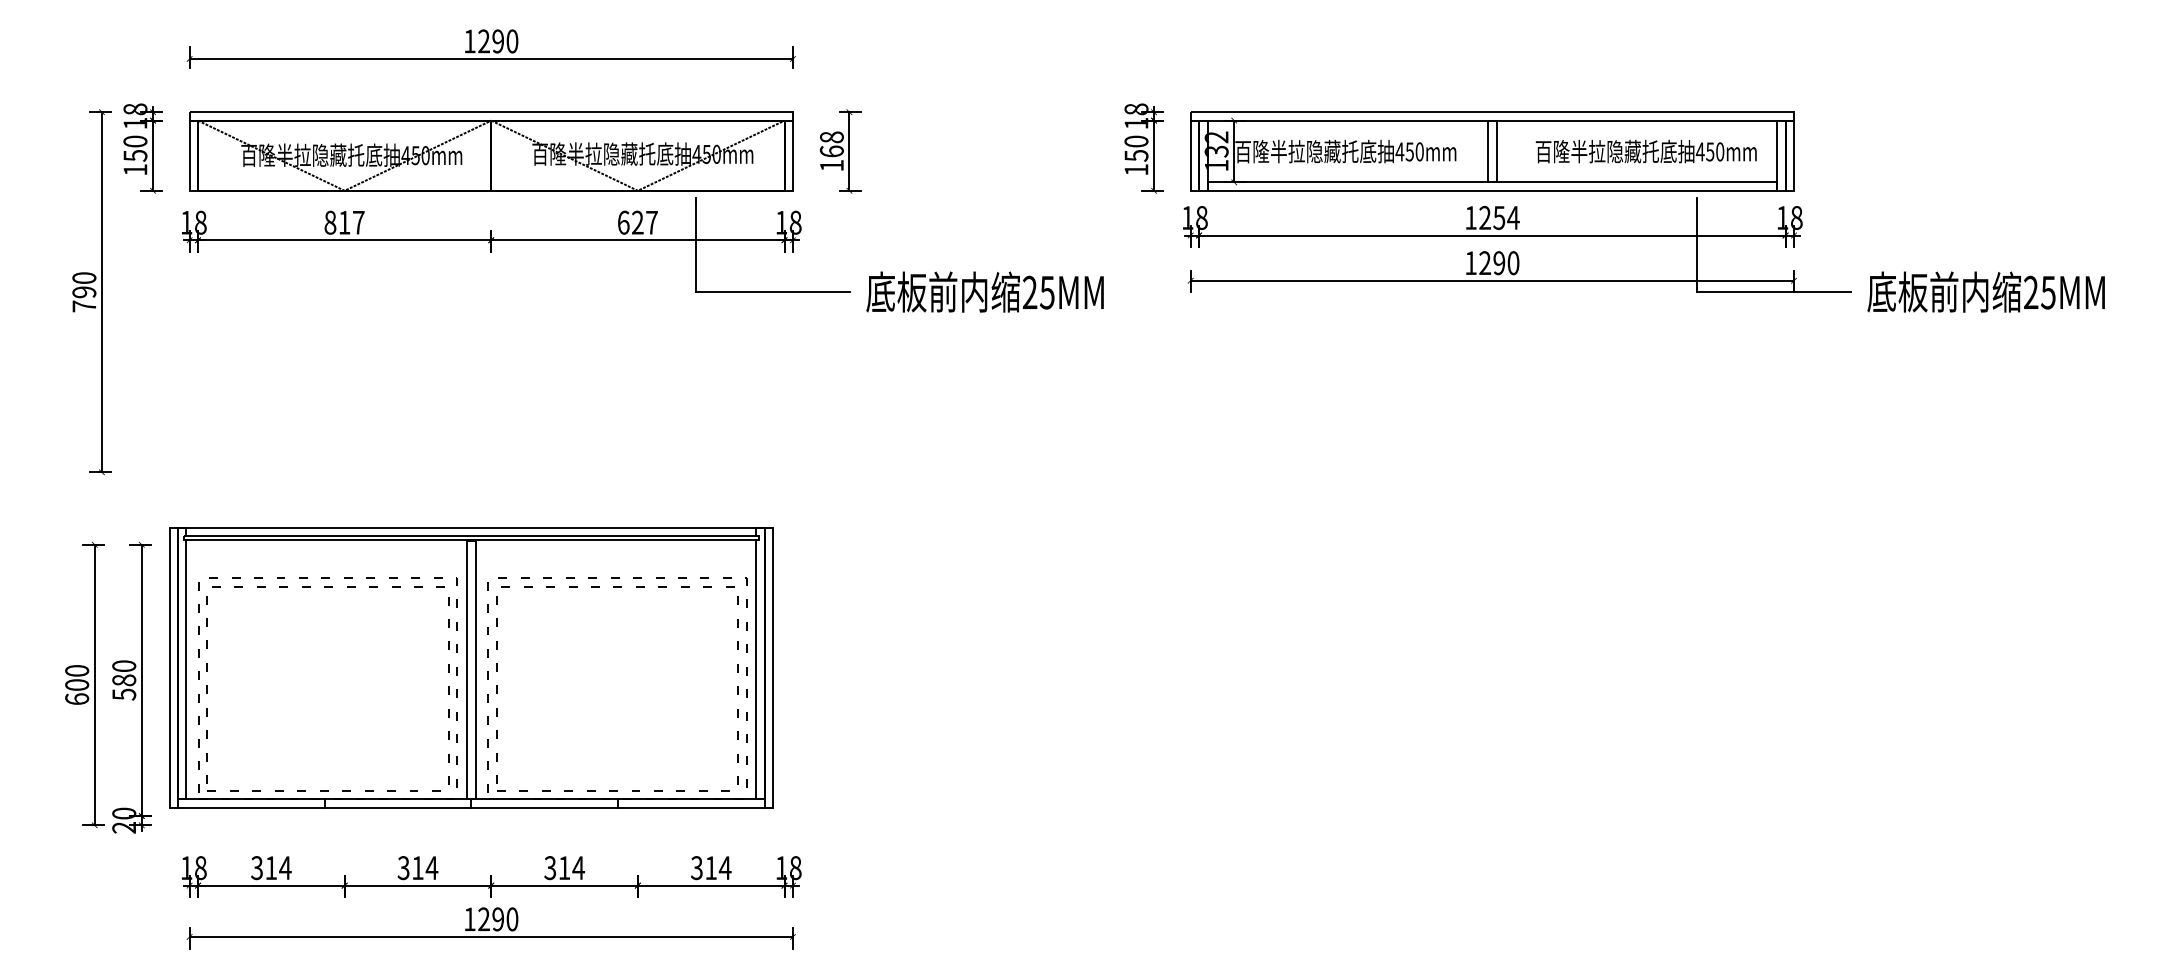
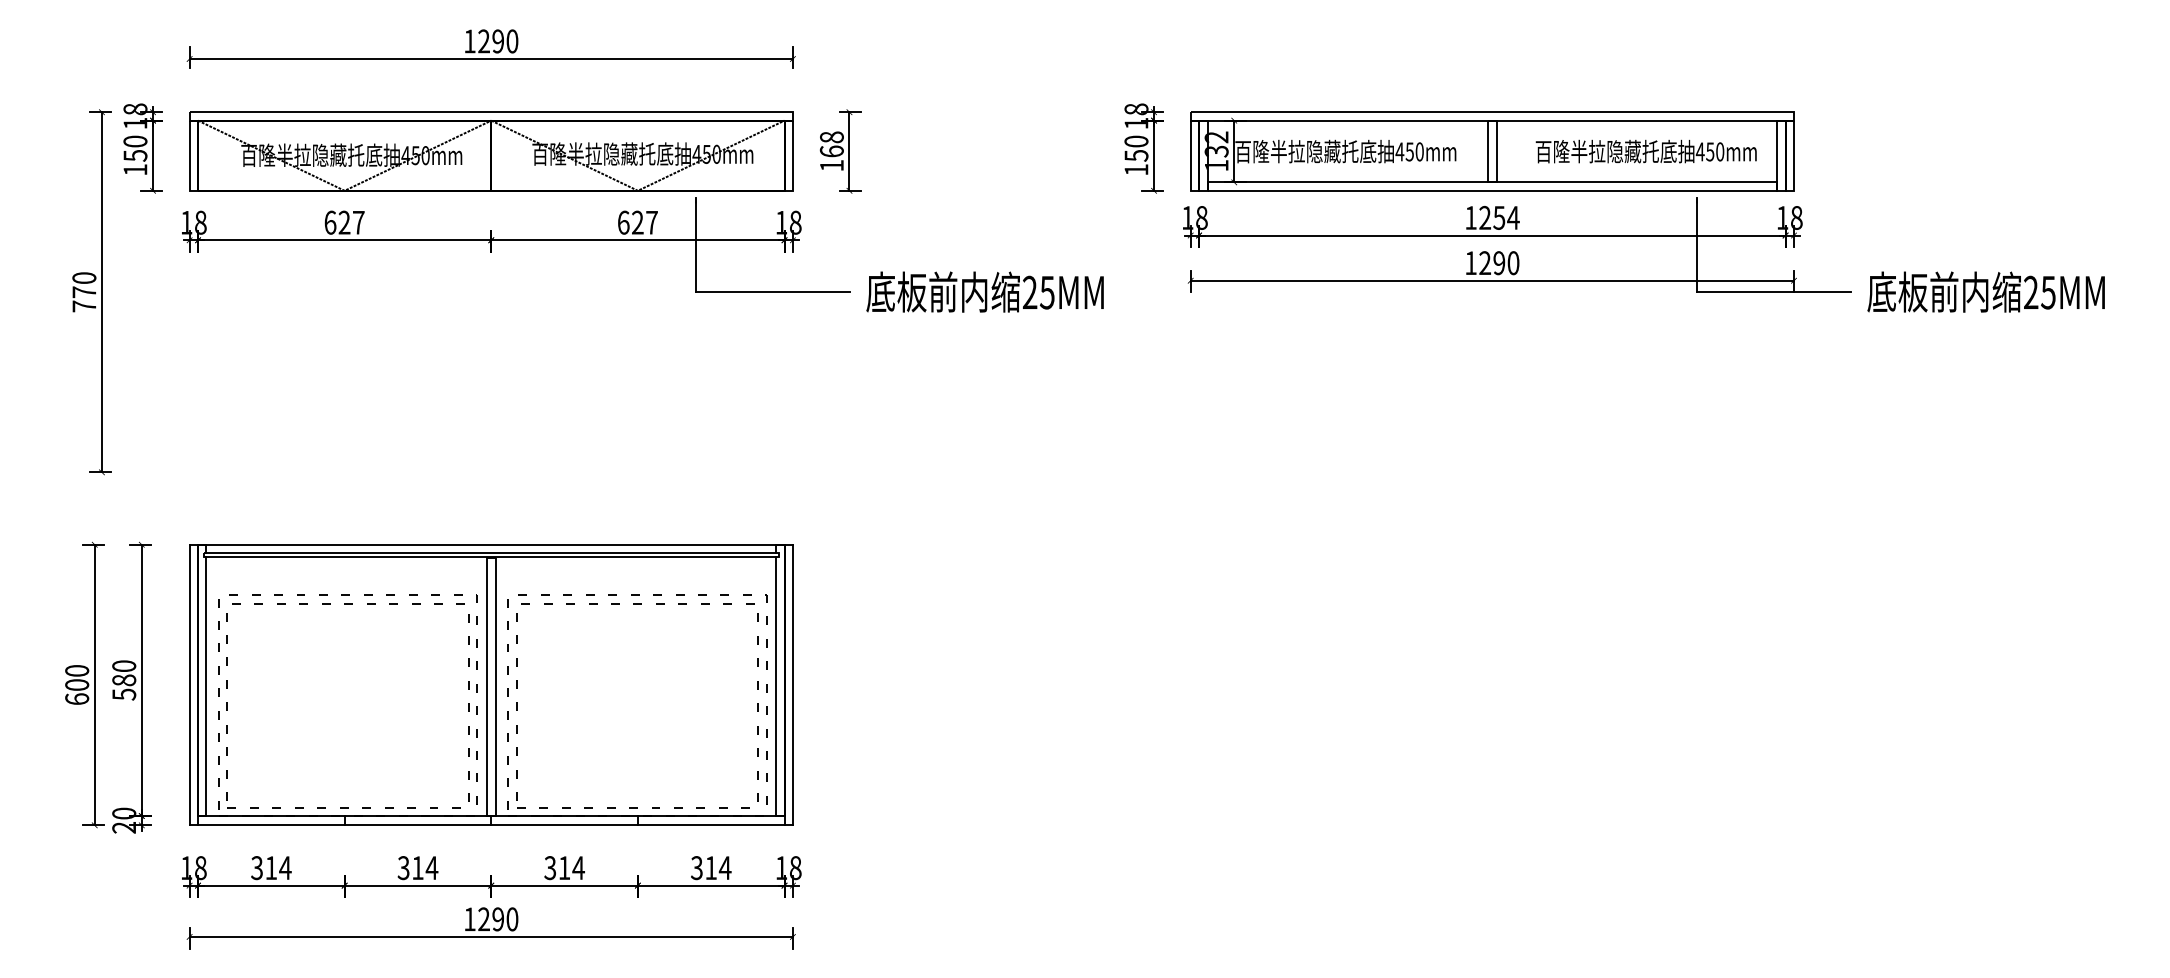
text: 817 -> 627 (337, 222)
text: 790 -> 770 (84, 292)
part position: (471, 667) -> (491, 684) (491, 684)
